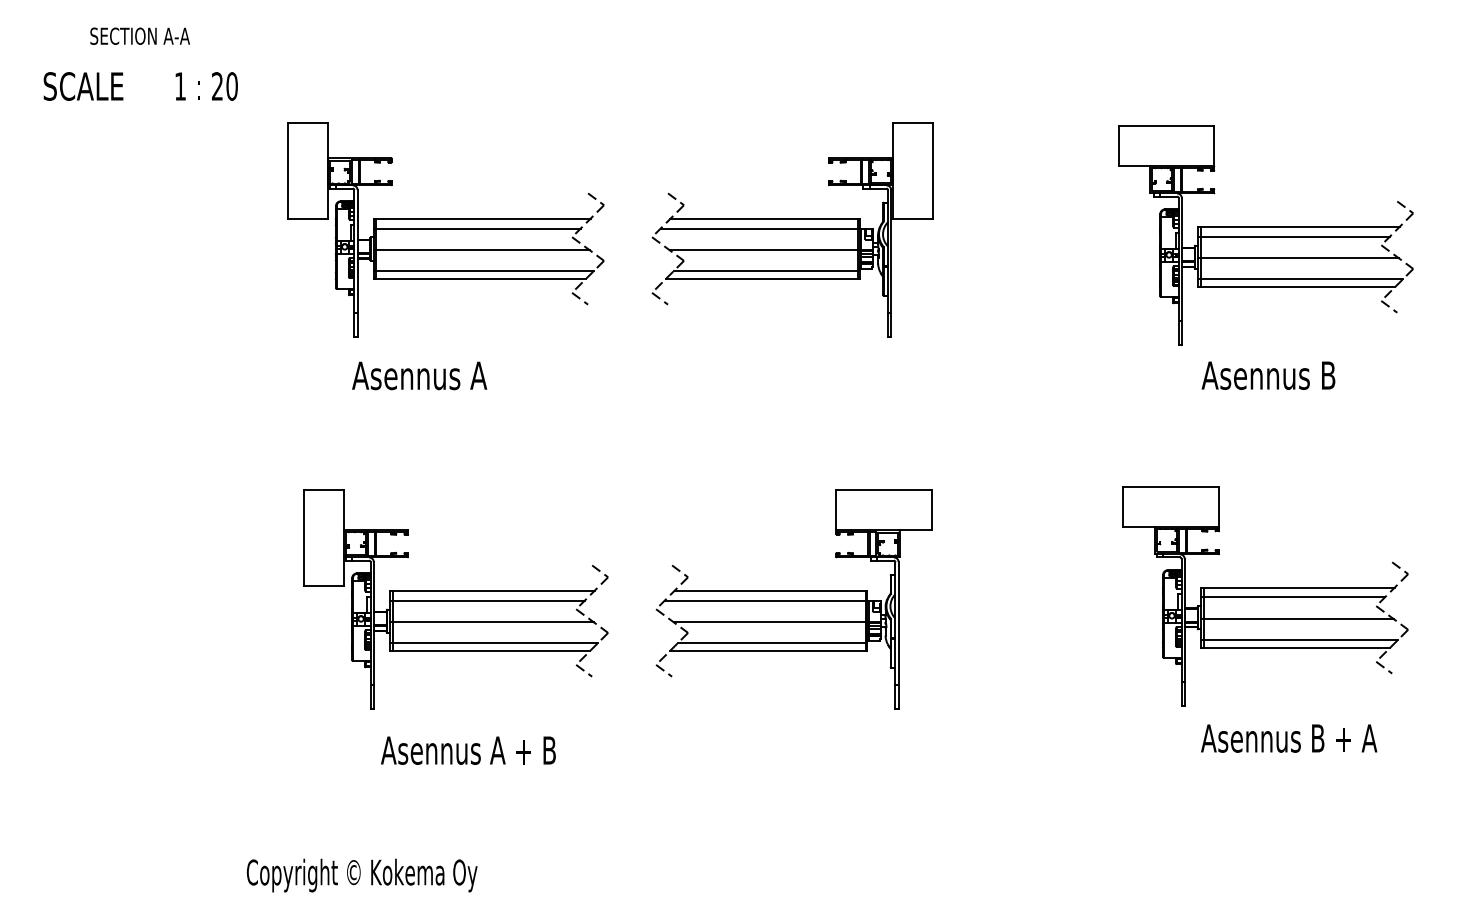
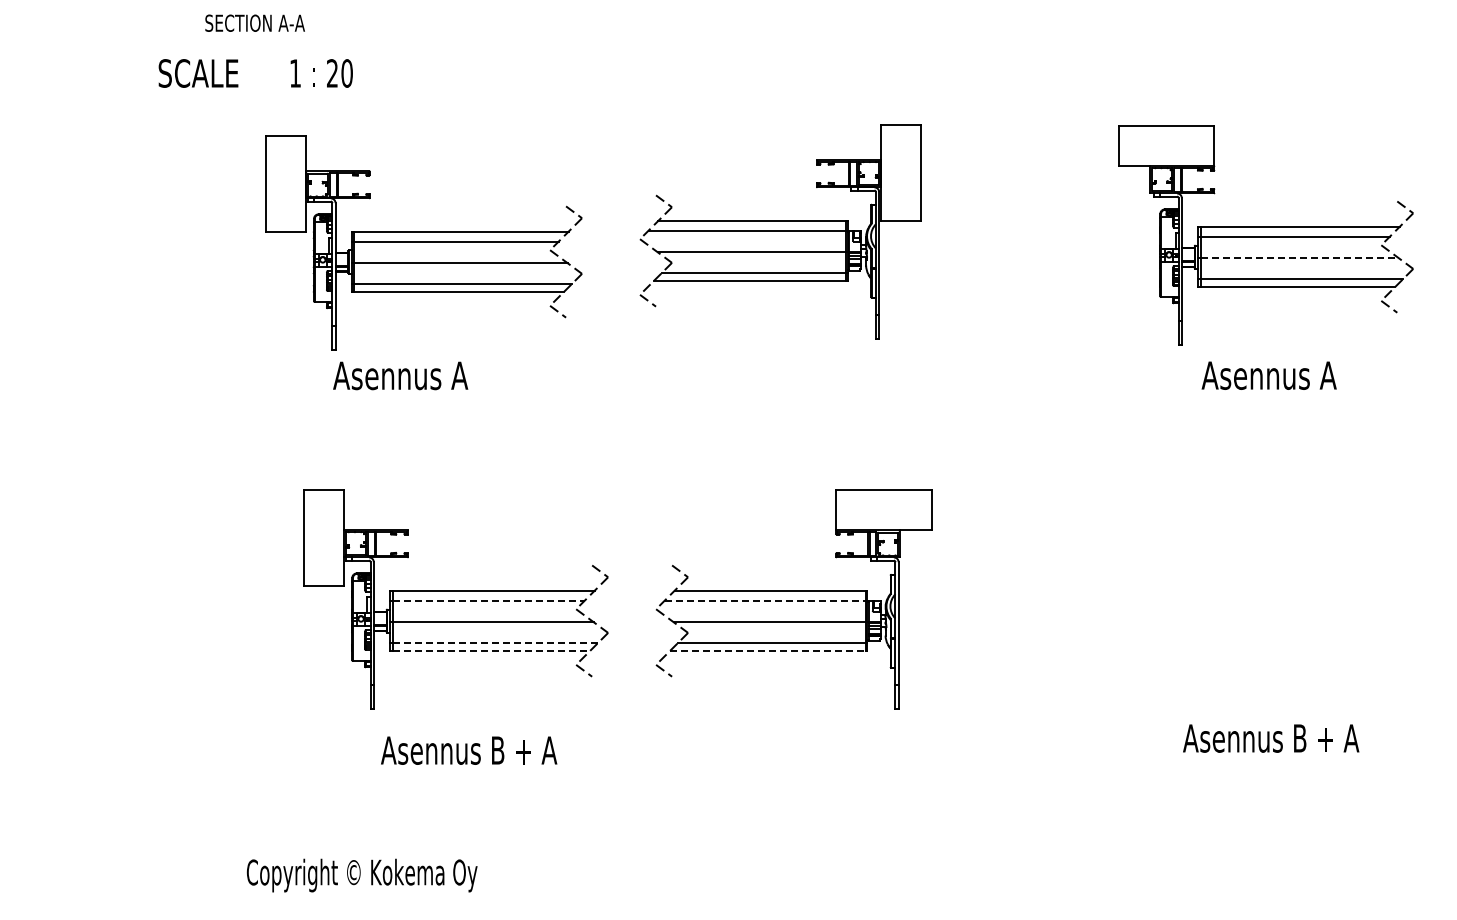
text position: (140, 63) -> (255, 50) (255, 50)
part position: (445, 229) -> (423, 242) (423, 242)
part position: (792, 229) -> (780, 231) (780, 231)
line: solid -> dashed (1300, 258)
text position: (419, 375) -> (400, 375) (400, 375)
text: Asennus B -> Asennus A (1327, 375)
part: present -> none (1265, 596)
line: solid -> dashed (489, 600)
line: solid -> dashed (765, 600)
line: solid -> dashed (495, 643)
line: solid -> dashed (491, 651)
line: solid -> dashed (768, 651)
text position: (1289, 738) -> (1271, 738) (1271, 738)
text: Asennus A + B -> Asennus B + A (523, 750)
